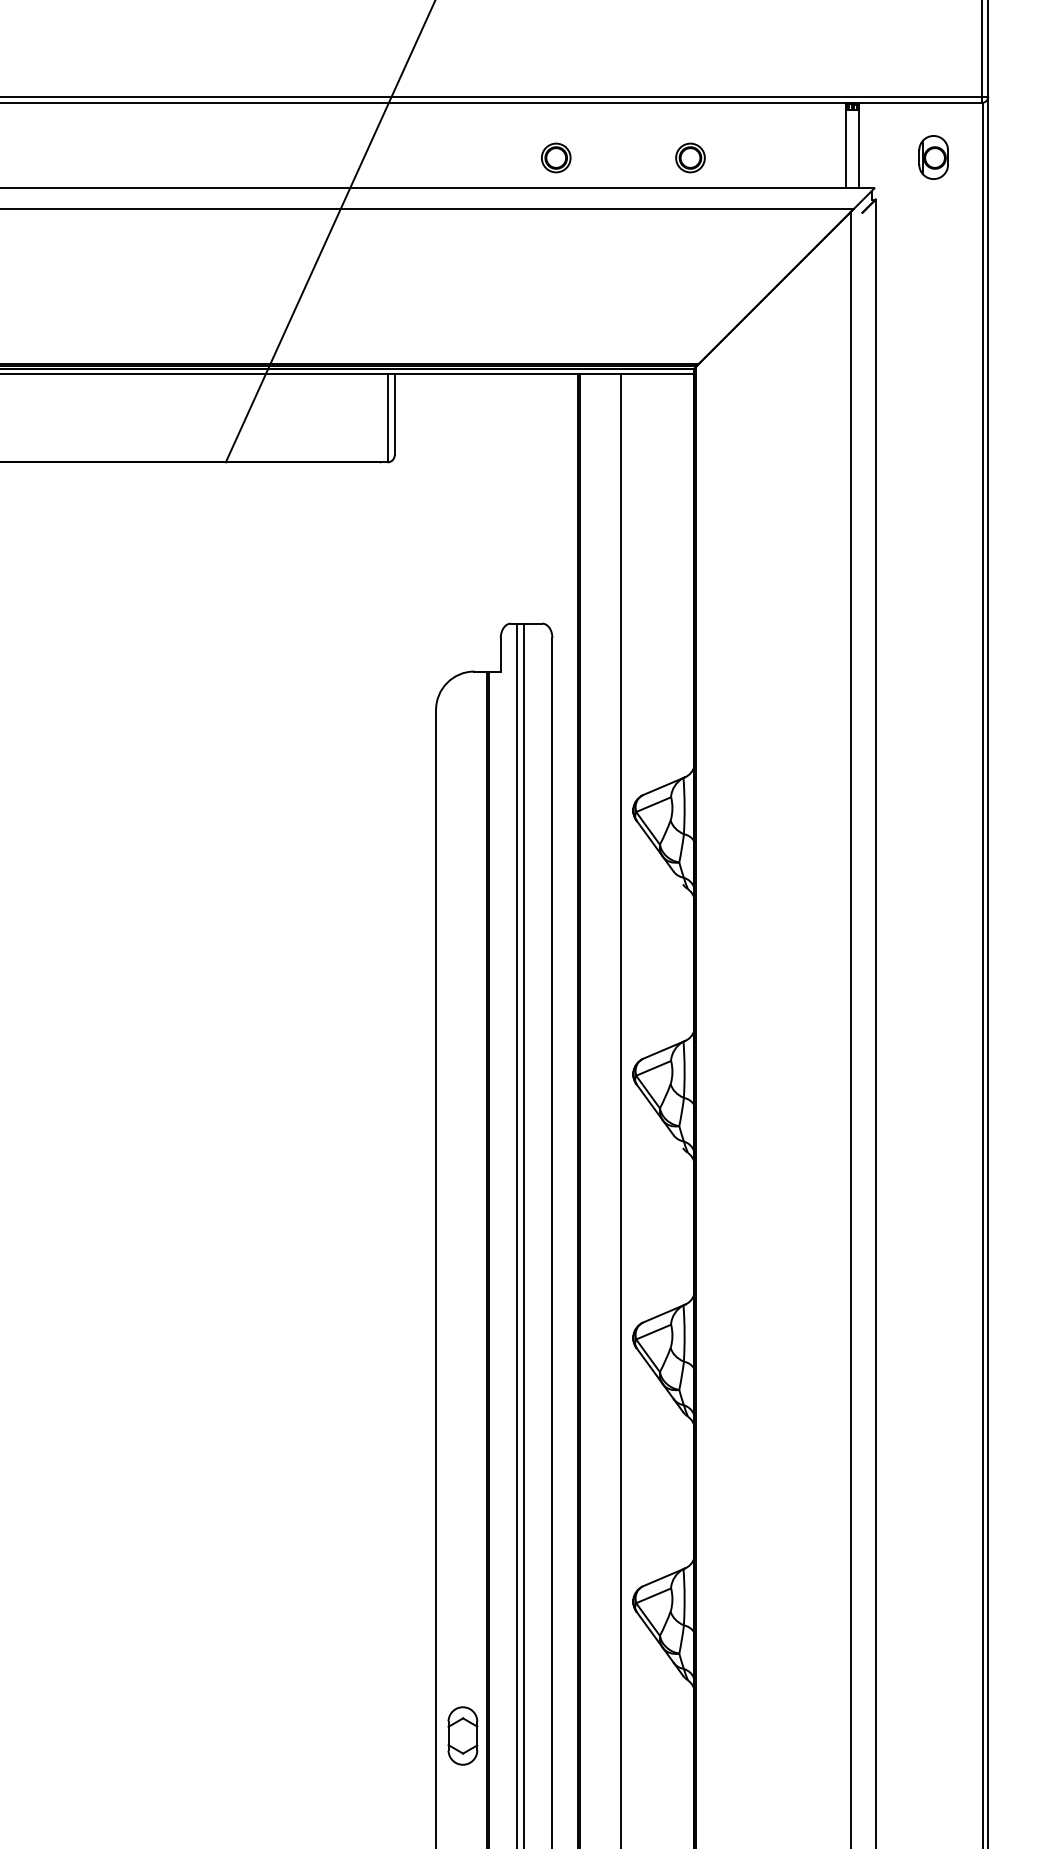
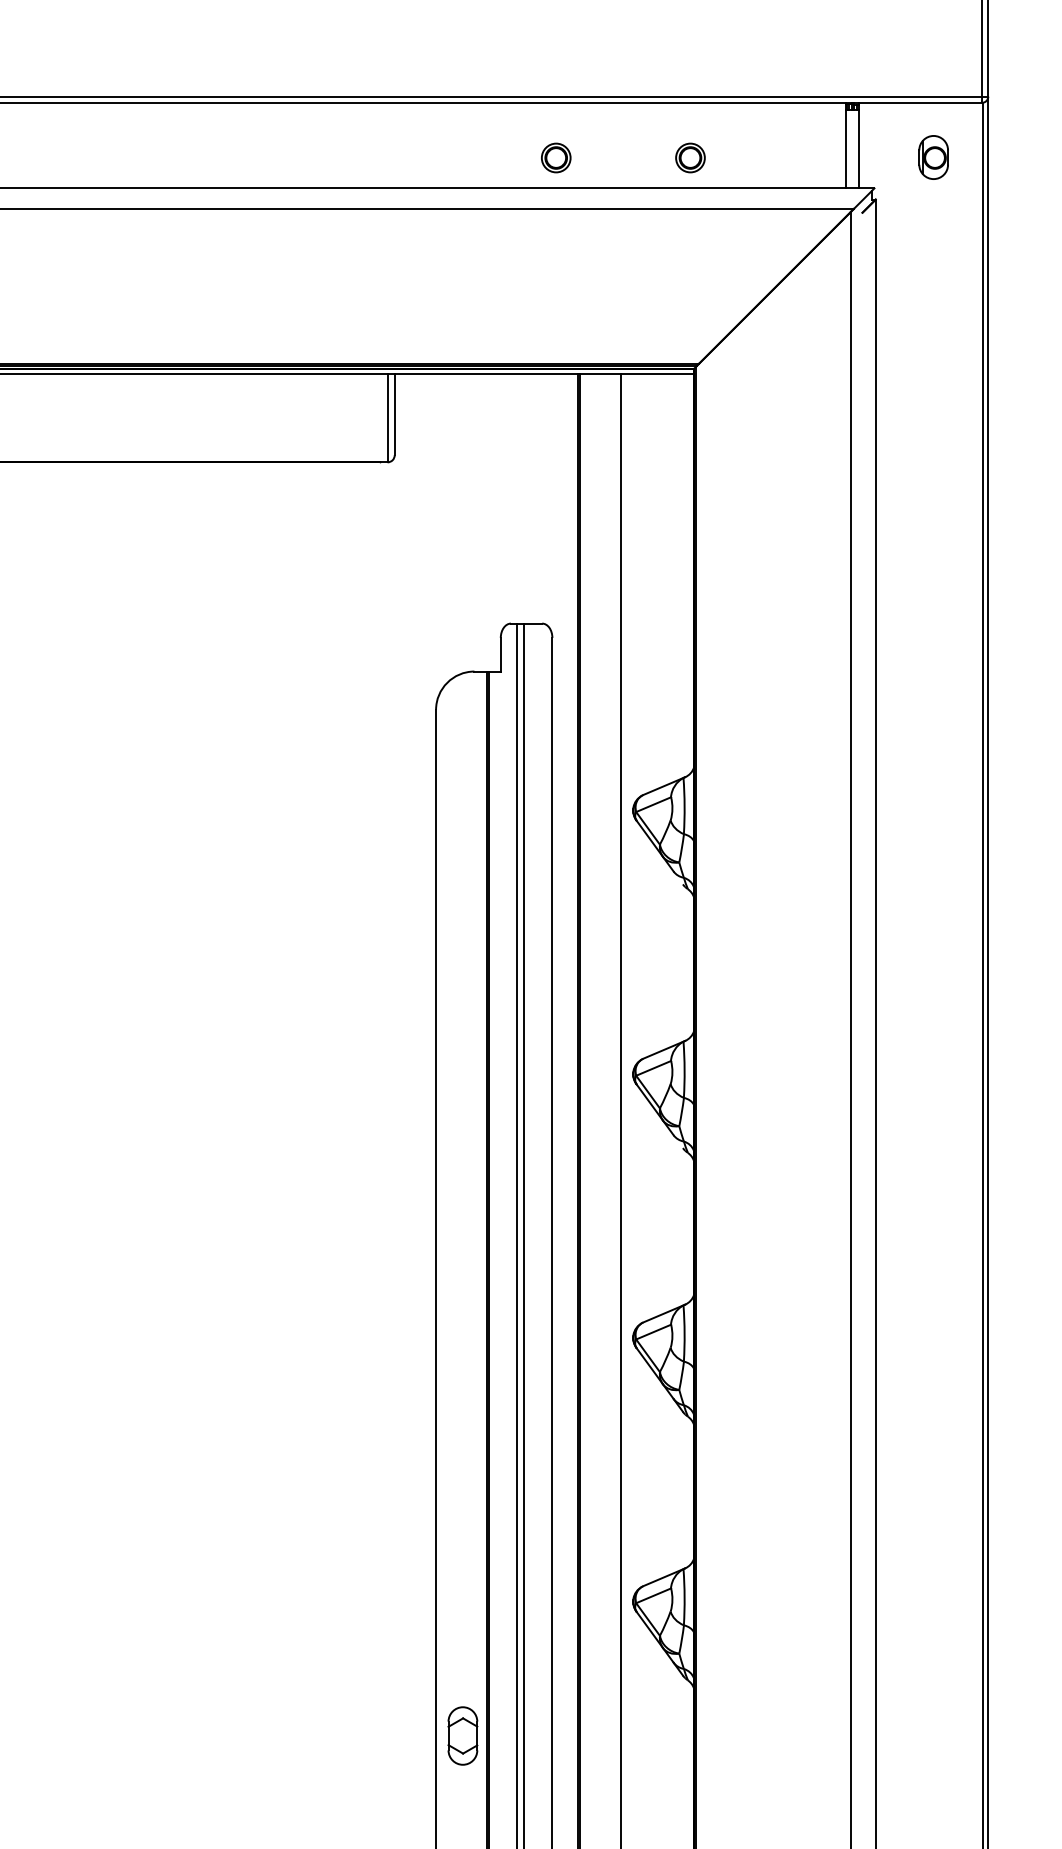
line: present -> none (329, 232)
